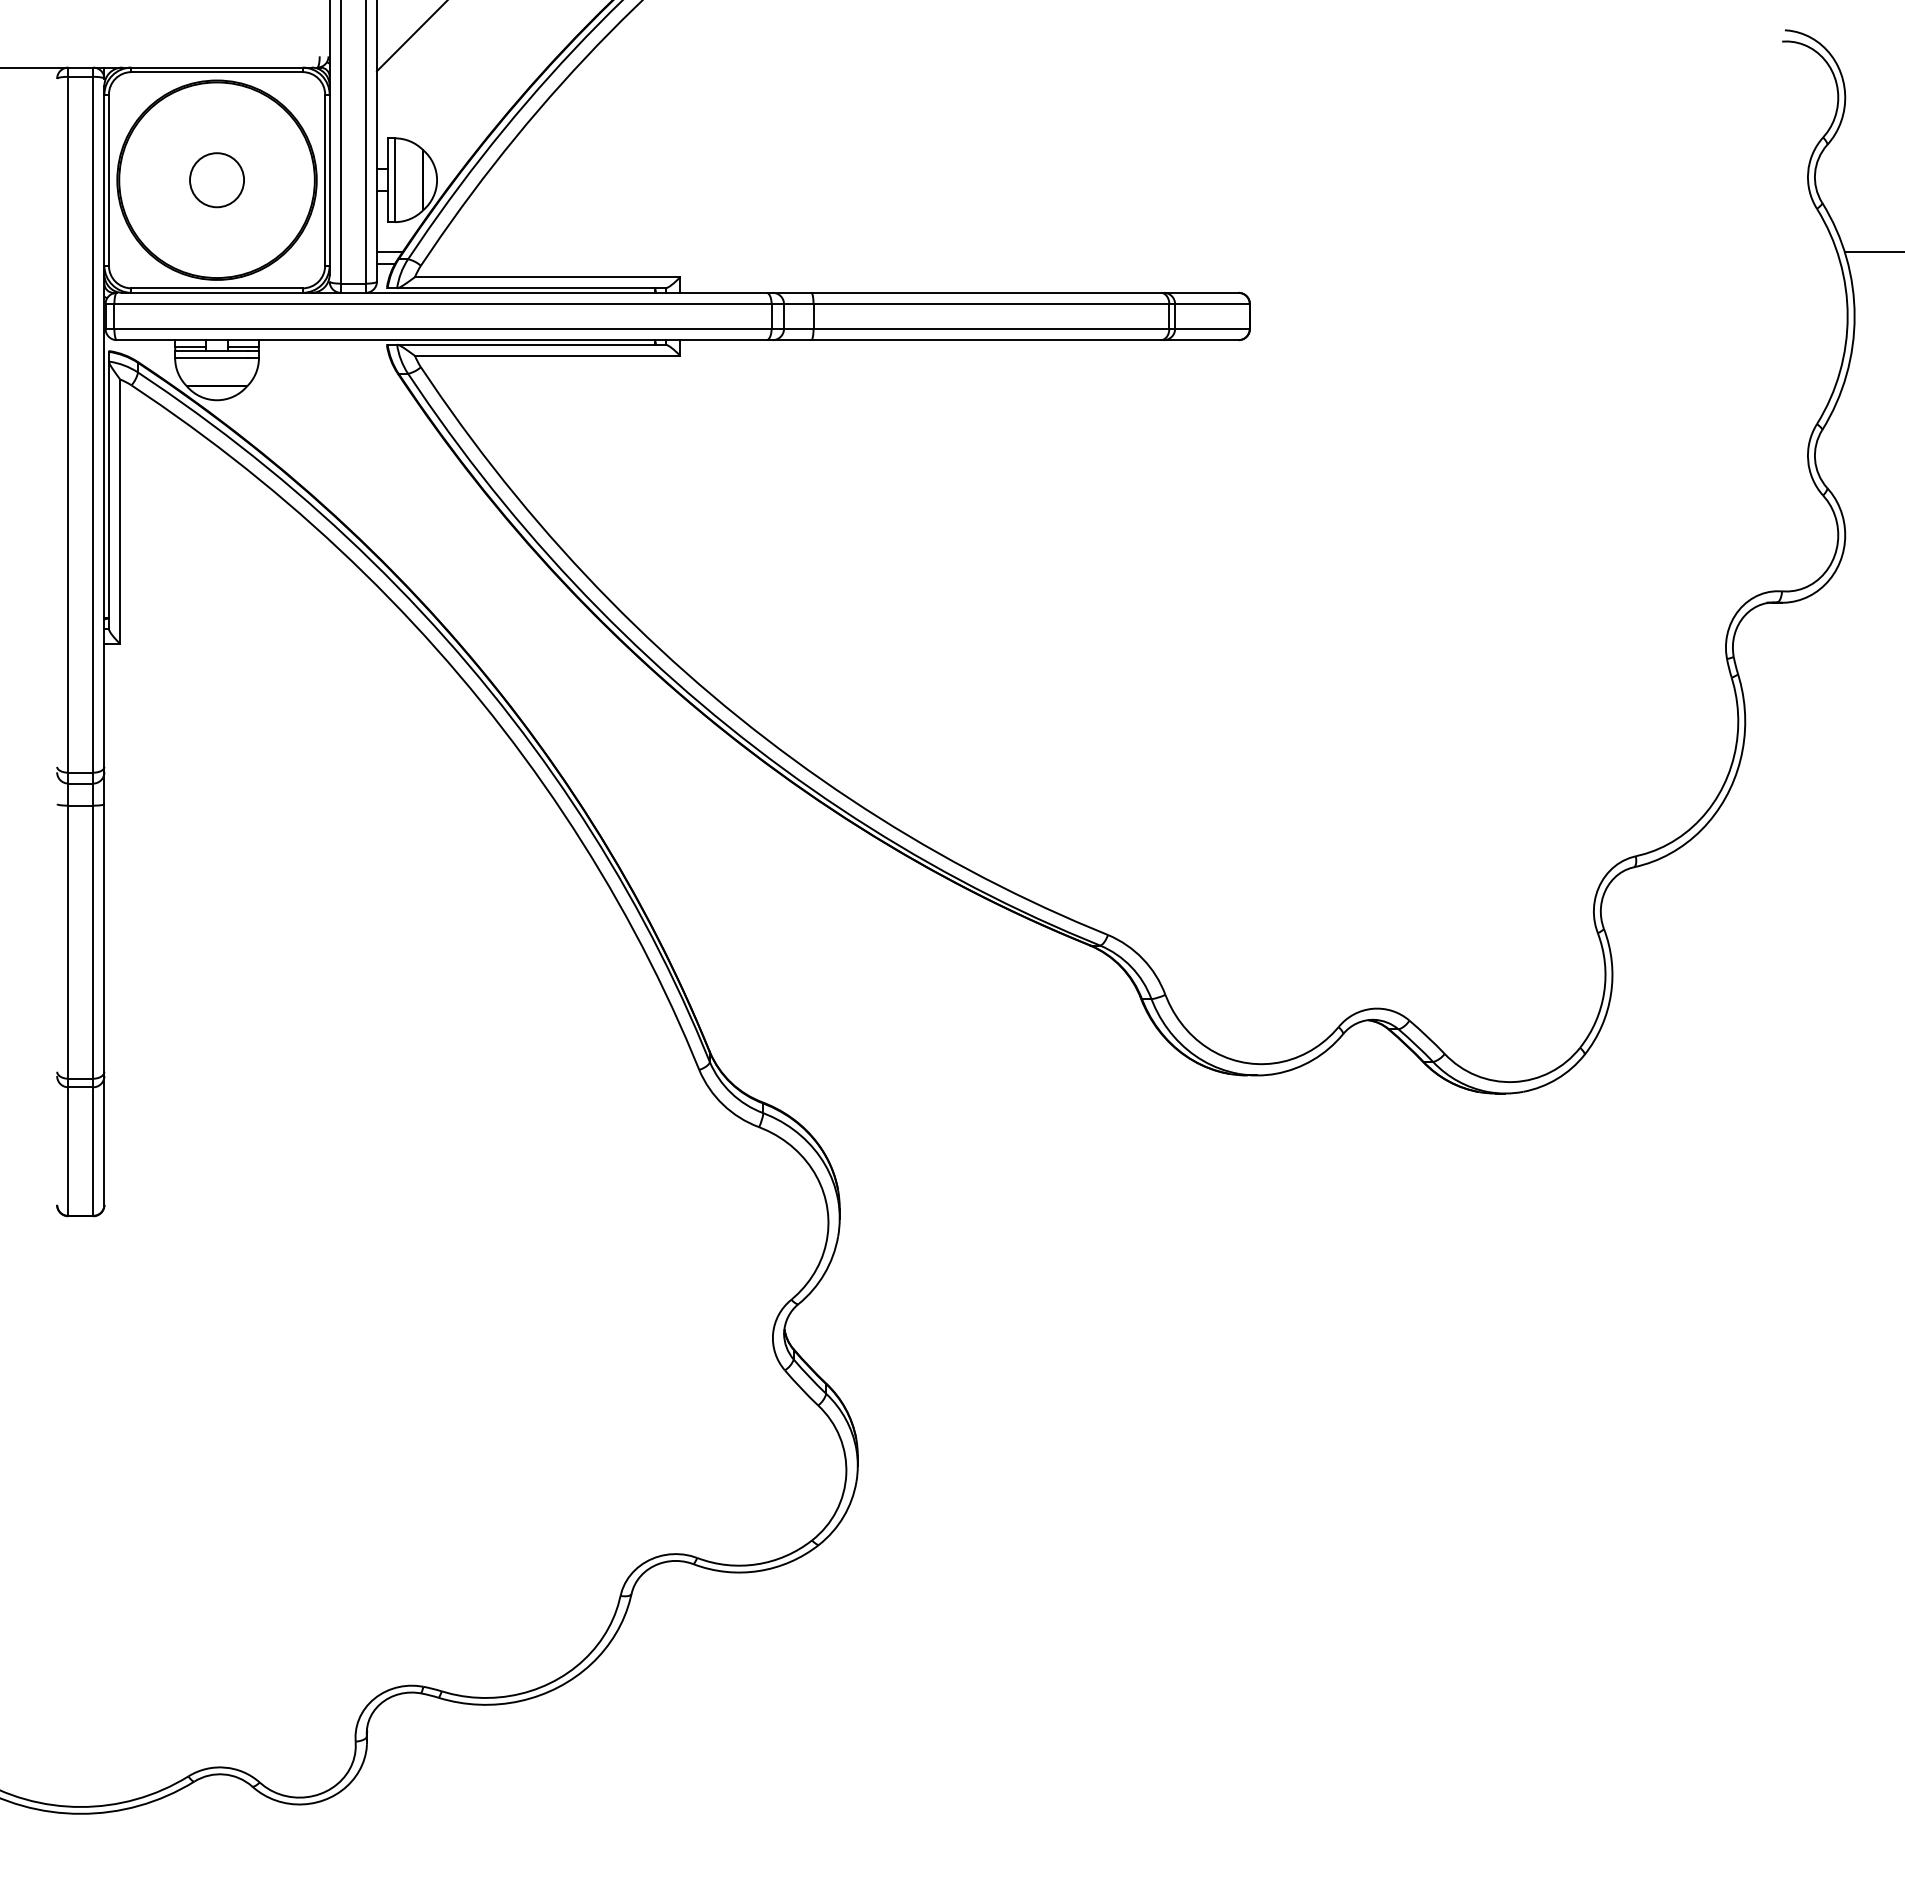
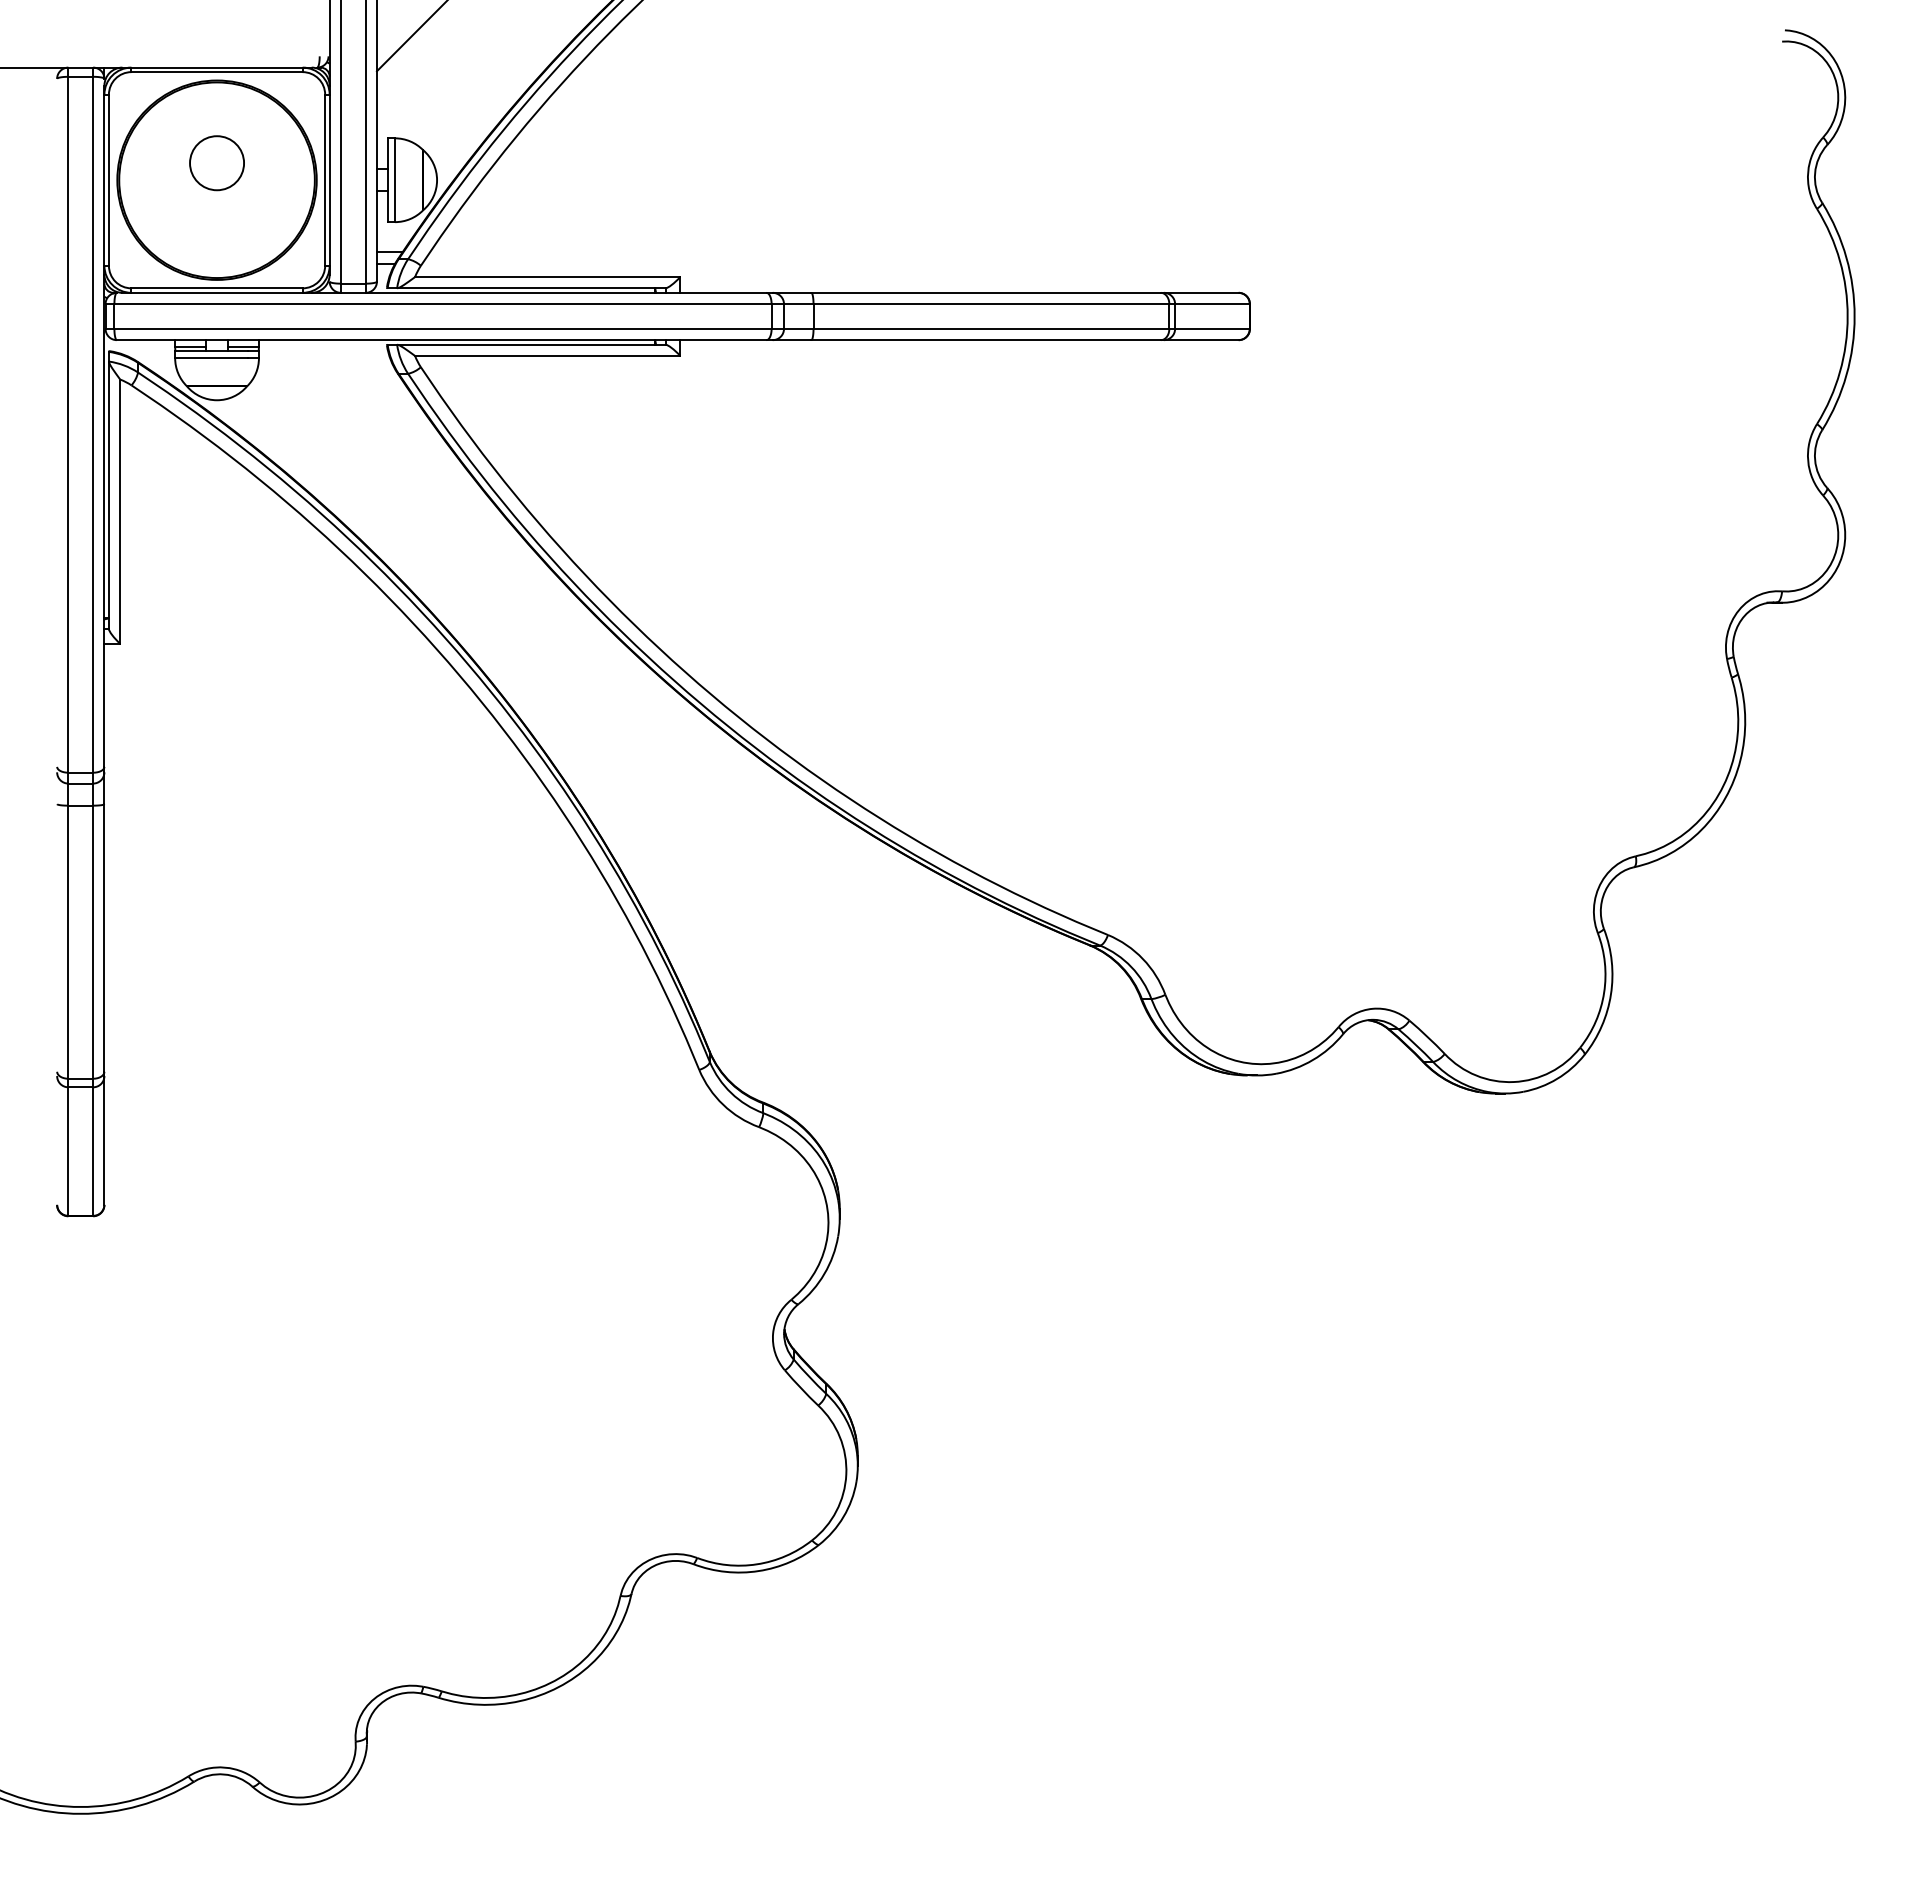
circle position: (216, 180) -> (216, 163) (216, 163)
line: present -> none (1872, 252)
